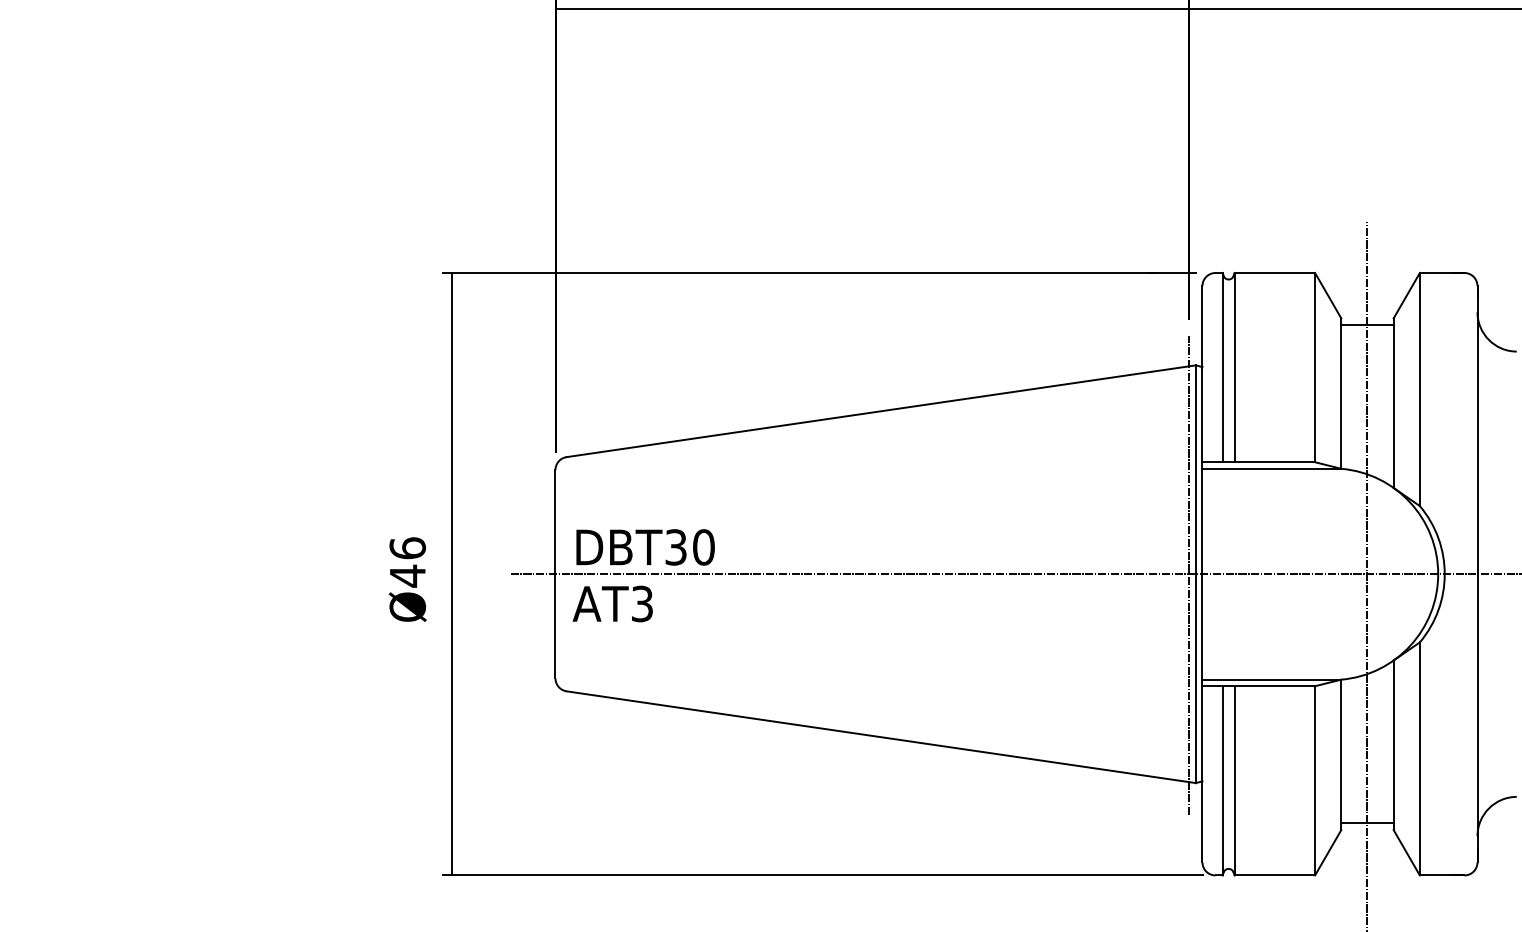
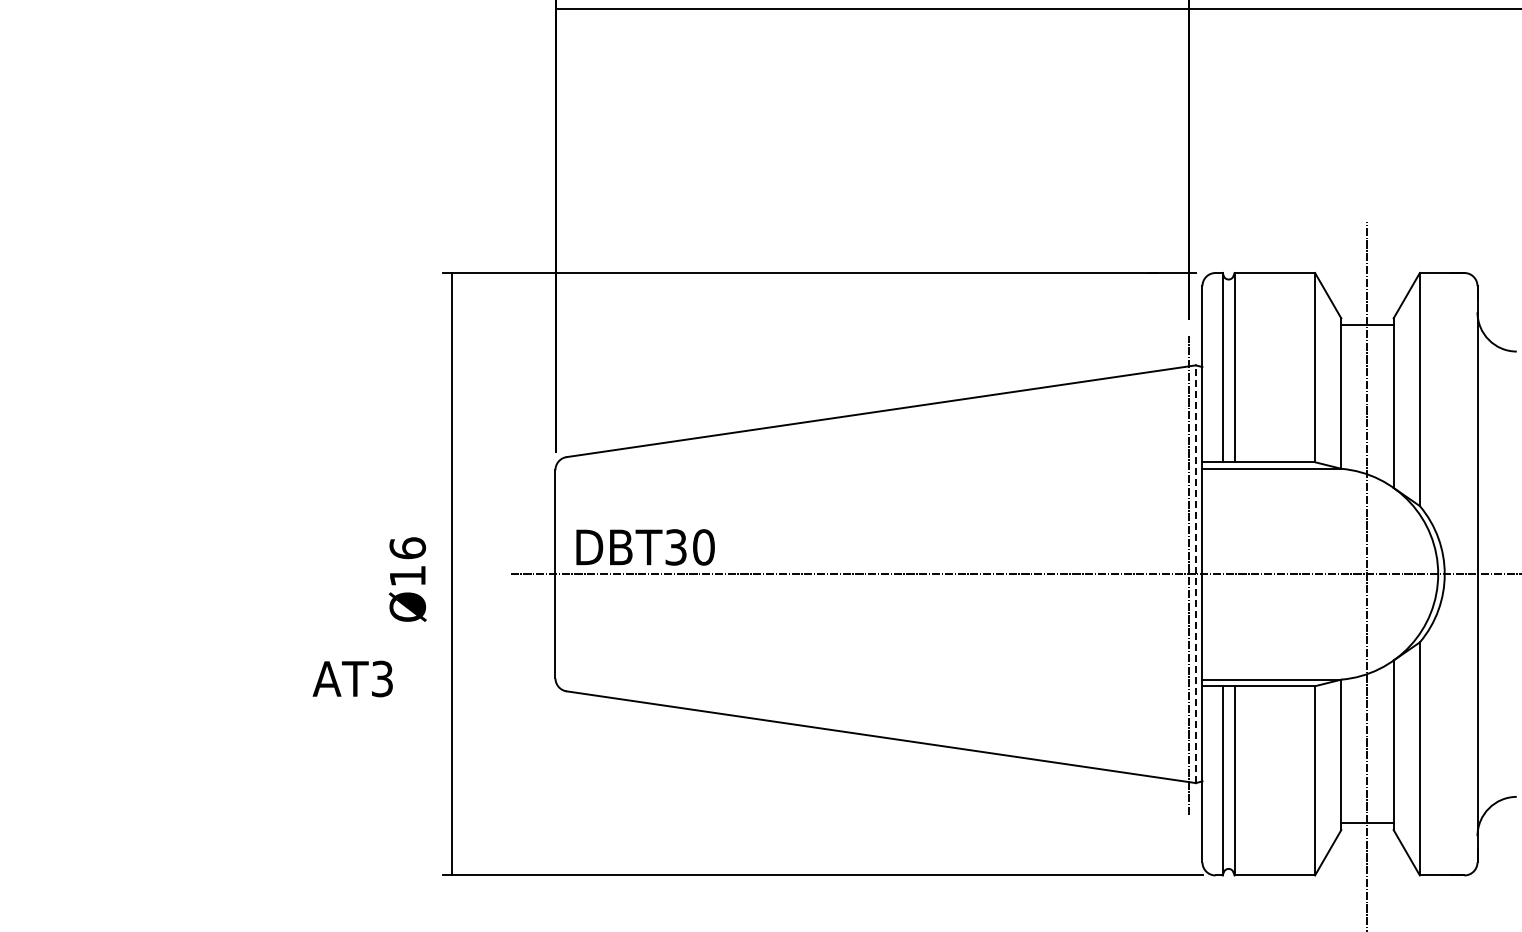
line: solid -> dashed (1195, 574)
text: Ø46 -> Ø16 (407, 575)
text position: (612, 603) -> (352, 678) (352, 678)
